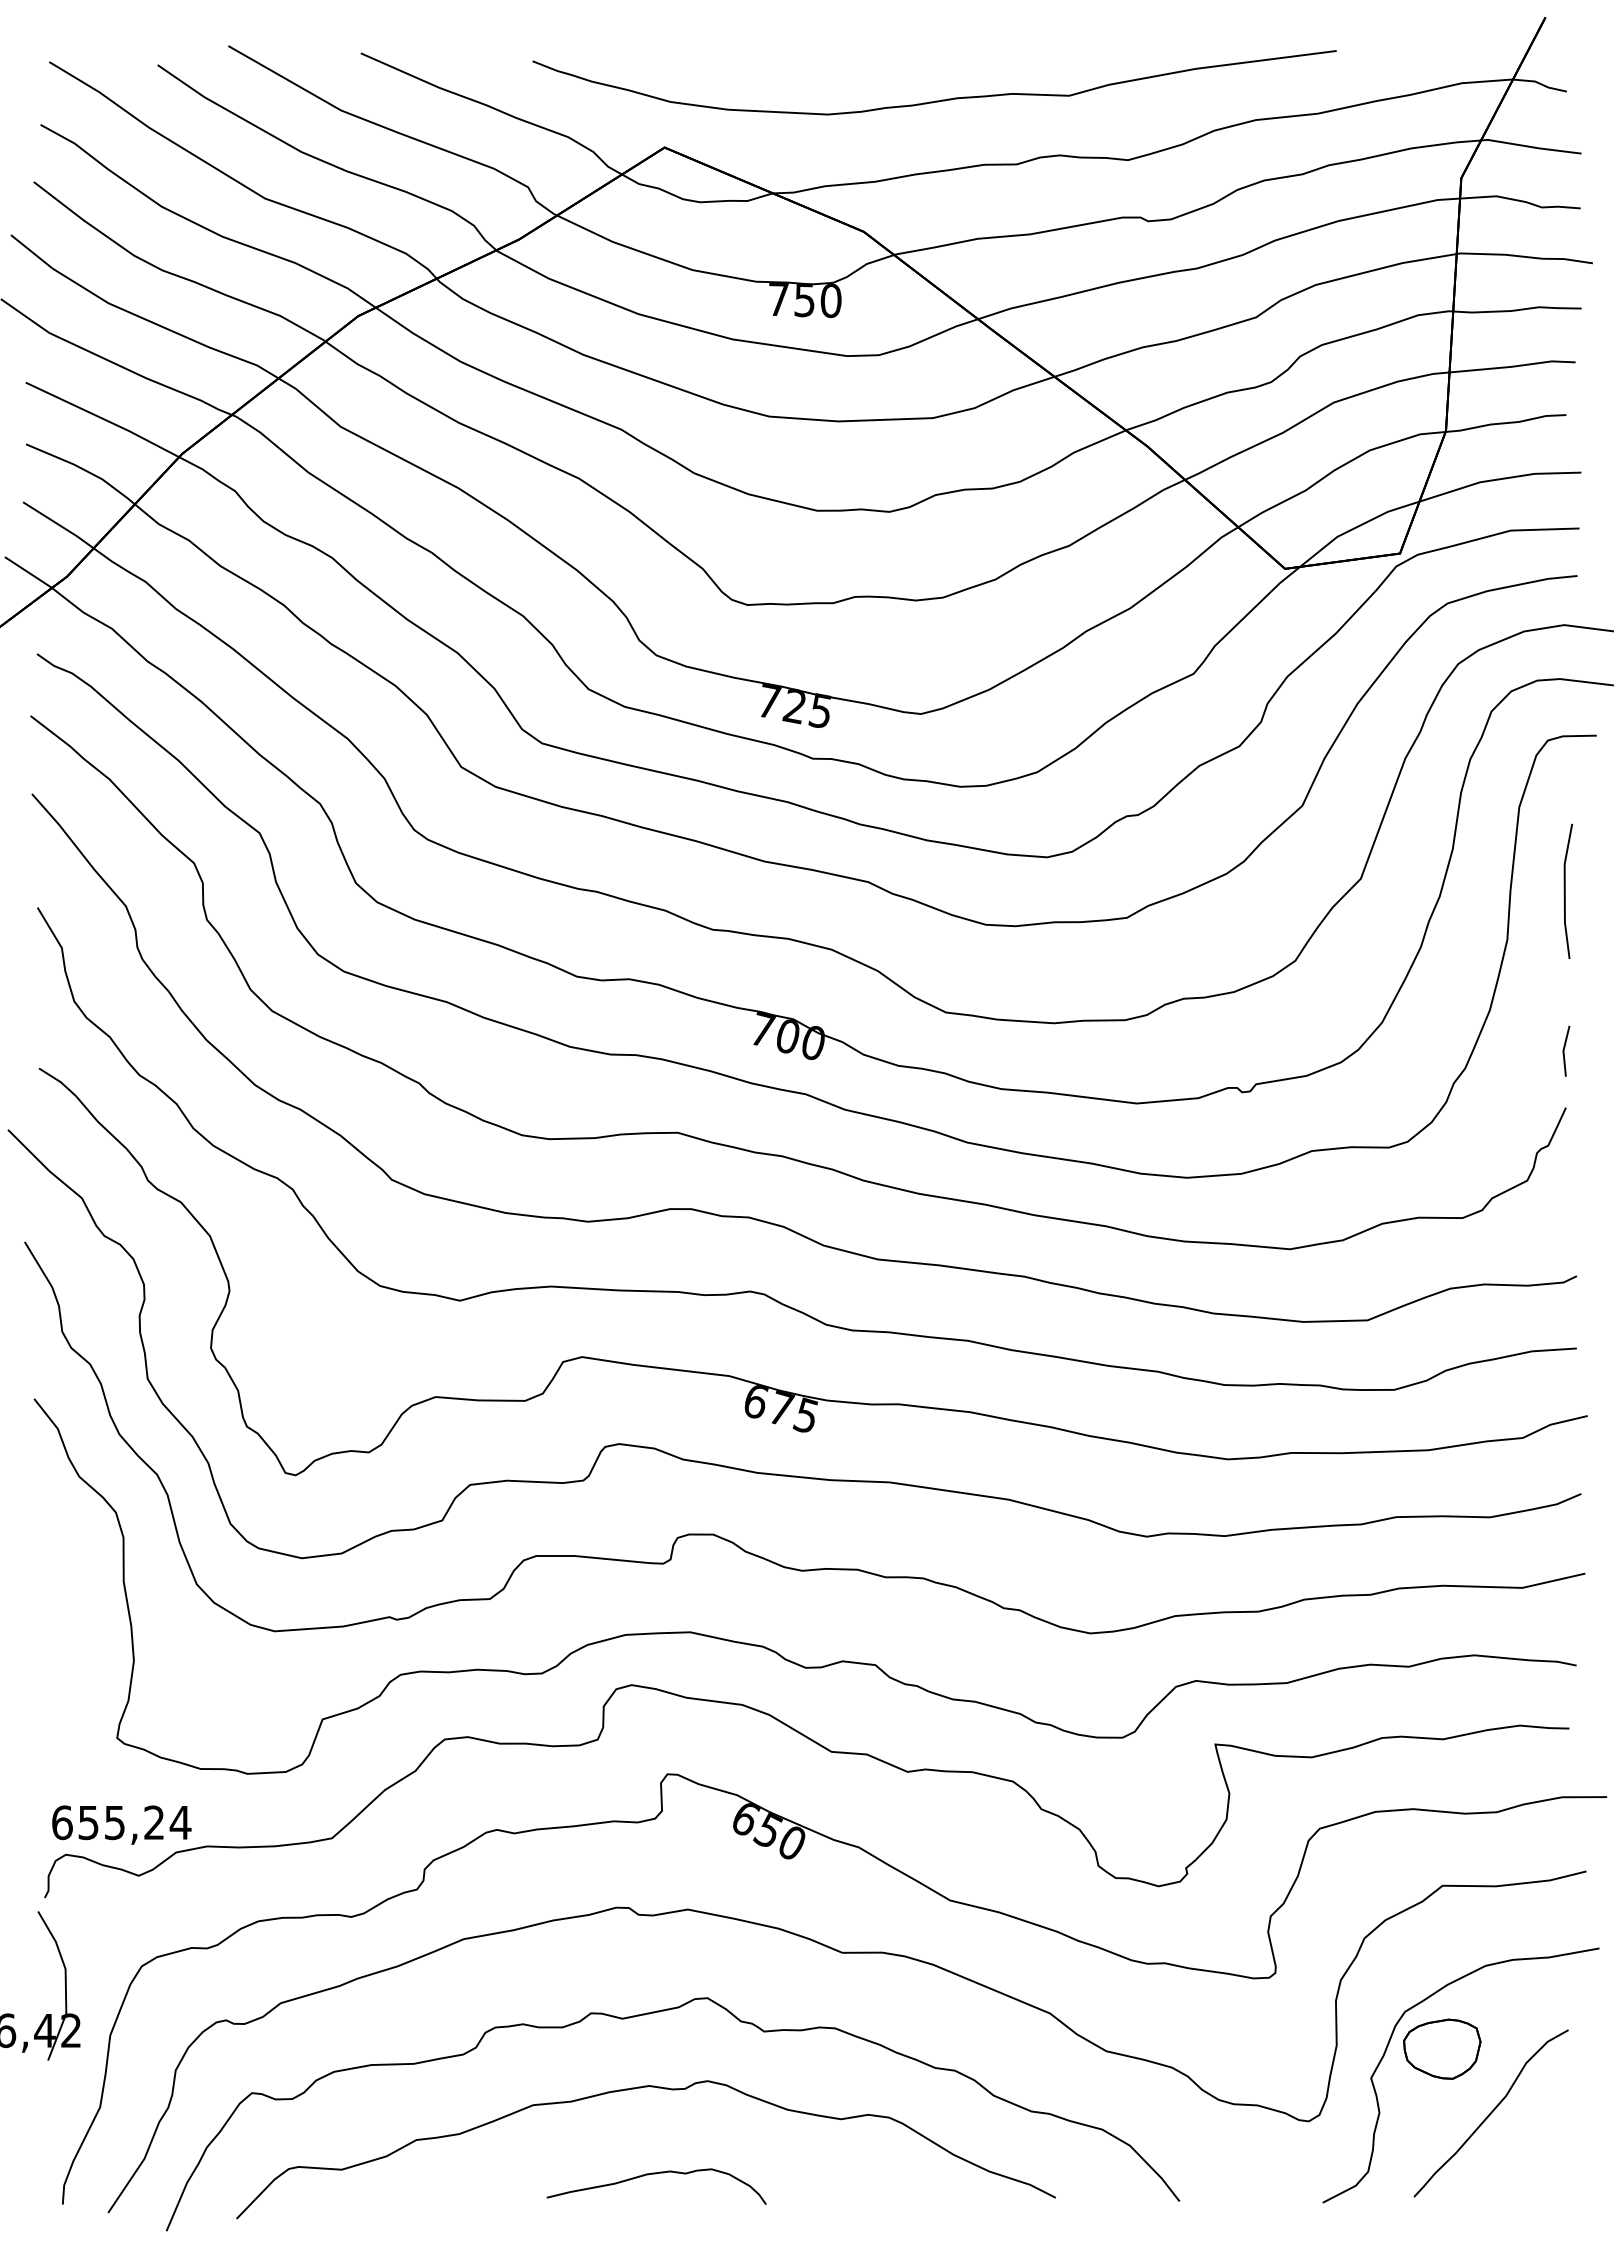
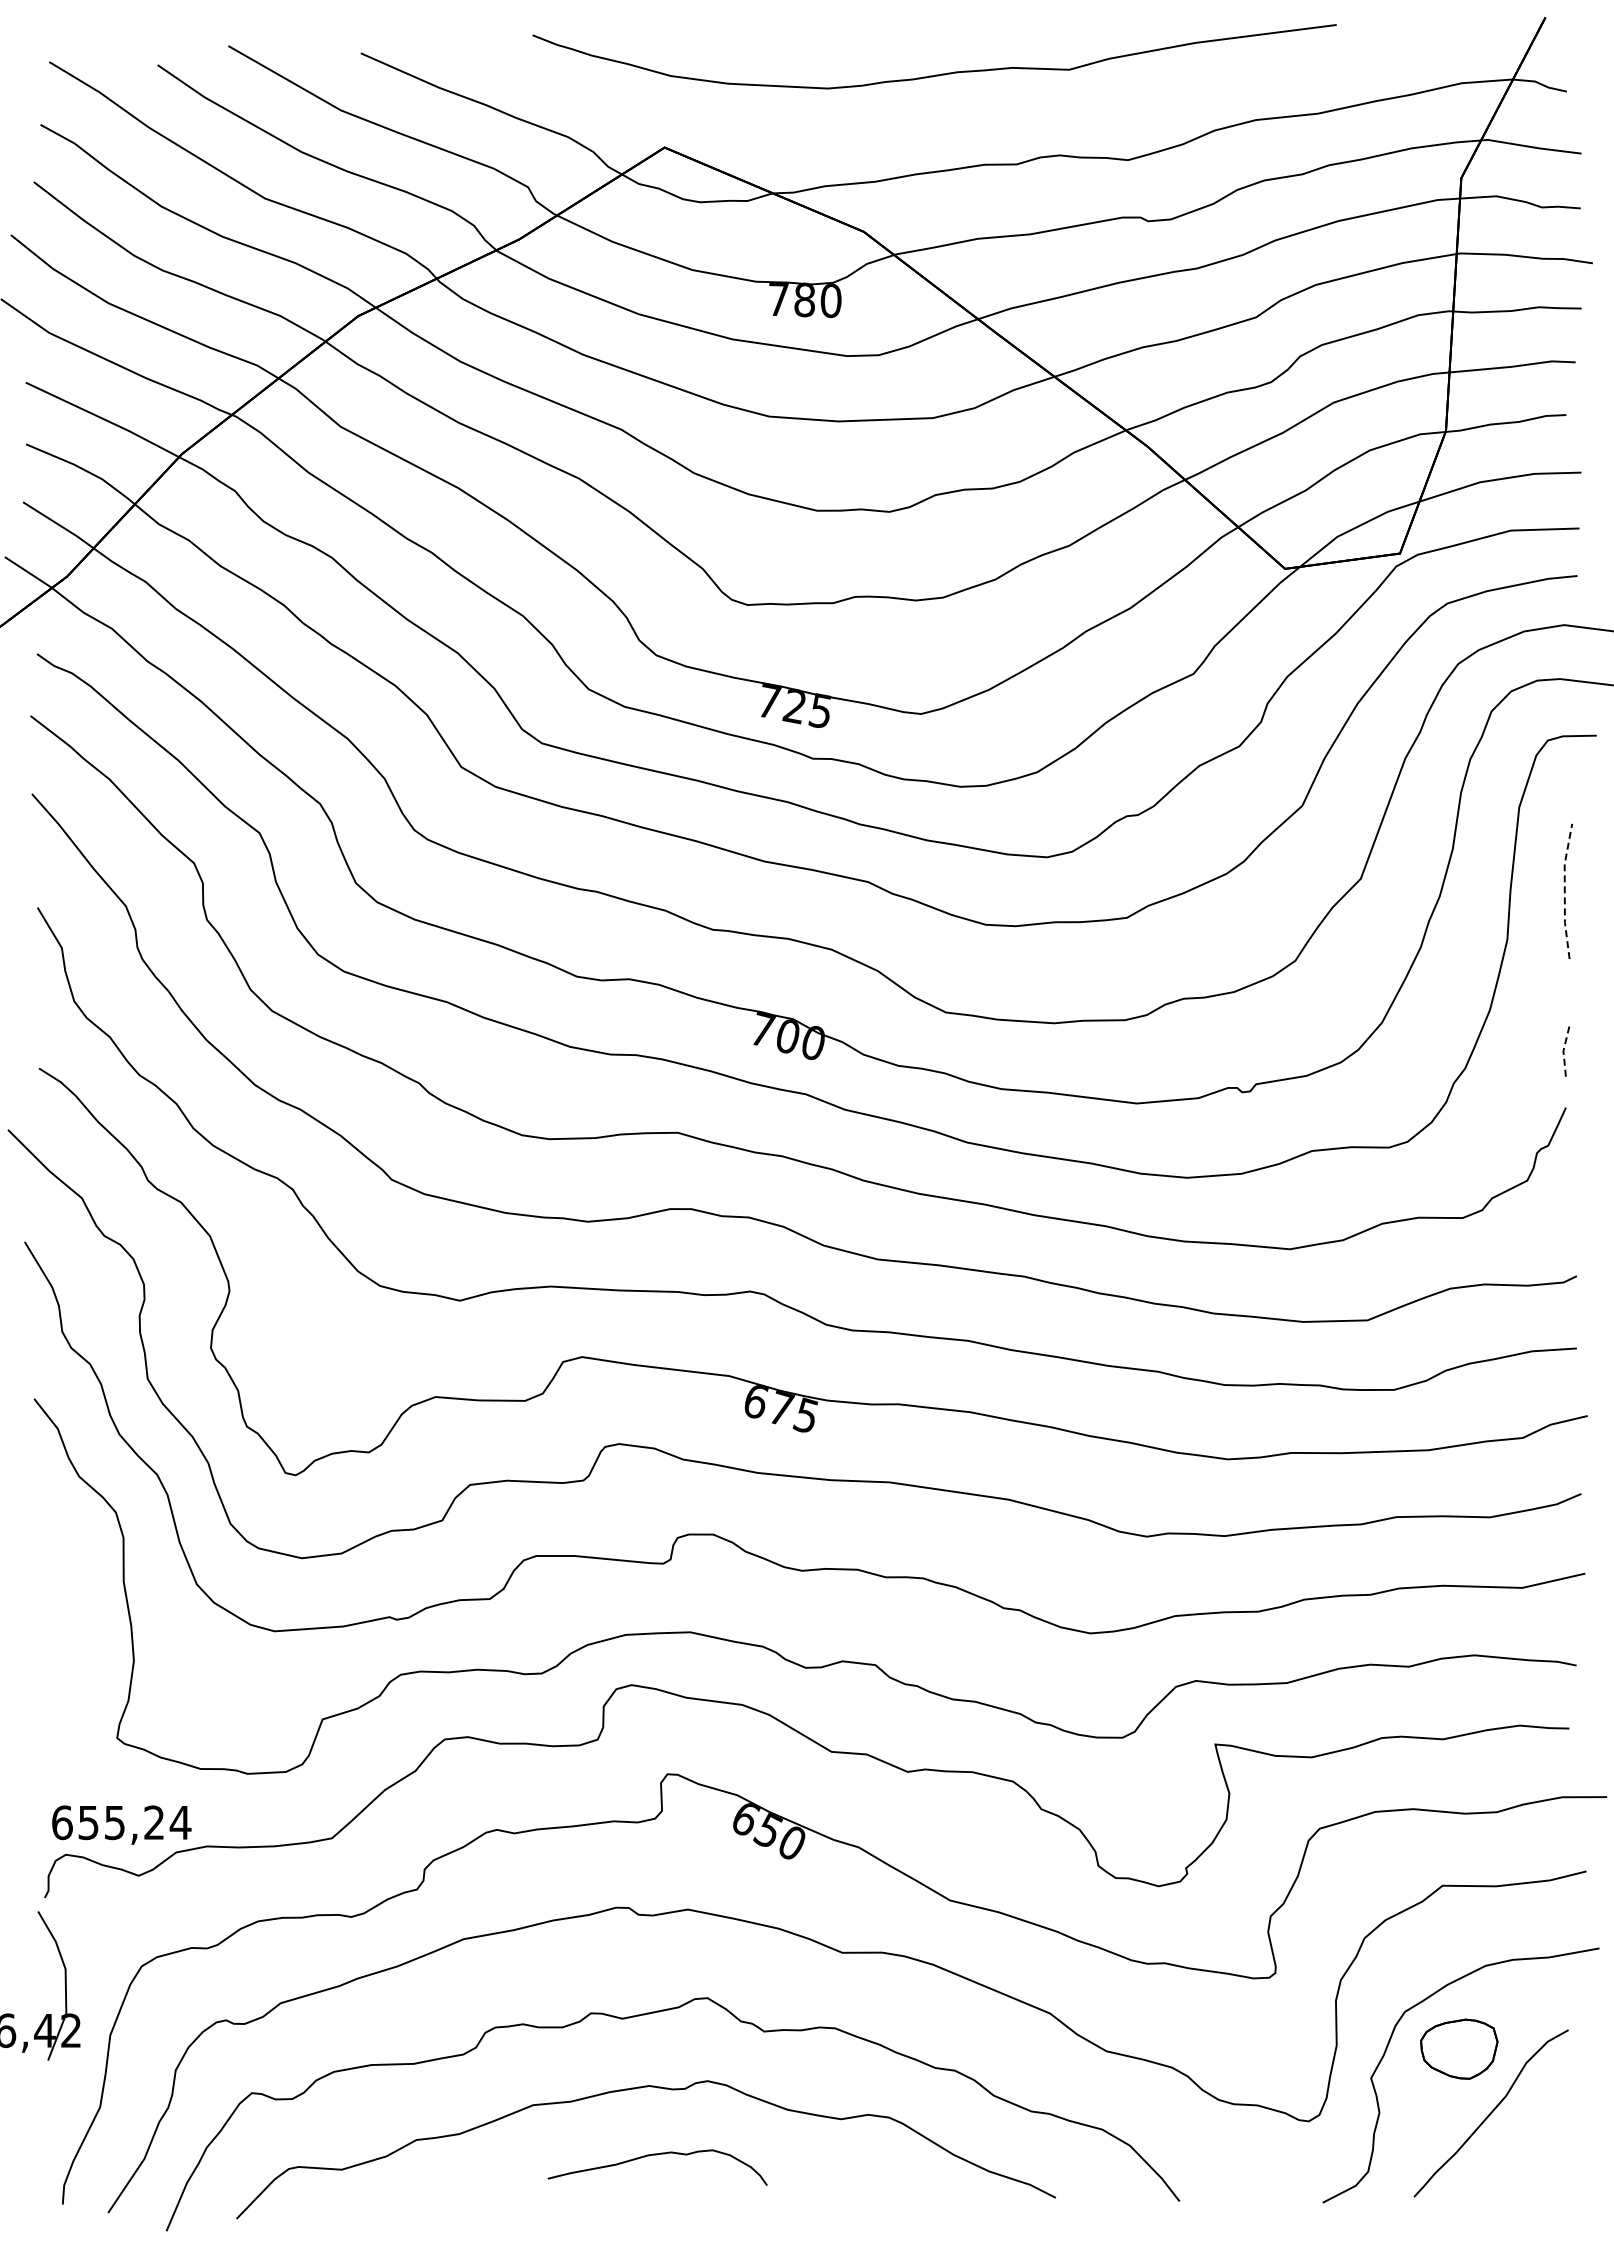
curve position: (935, 100) -> (935, 74) (935, 74)
text: 750 -> 780 (804, 299)
line: solid -> dashed (1564, 890)
line: solid -> dashed (1563, 1050)
part position: (1442, 2048) -> (1459, 2048) (1459, 2048)
curve position: (656, 2174) -> (657, 2155) (657, 2155)
